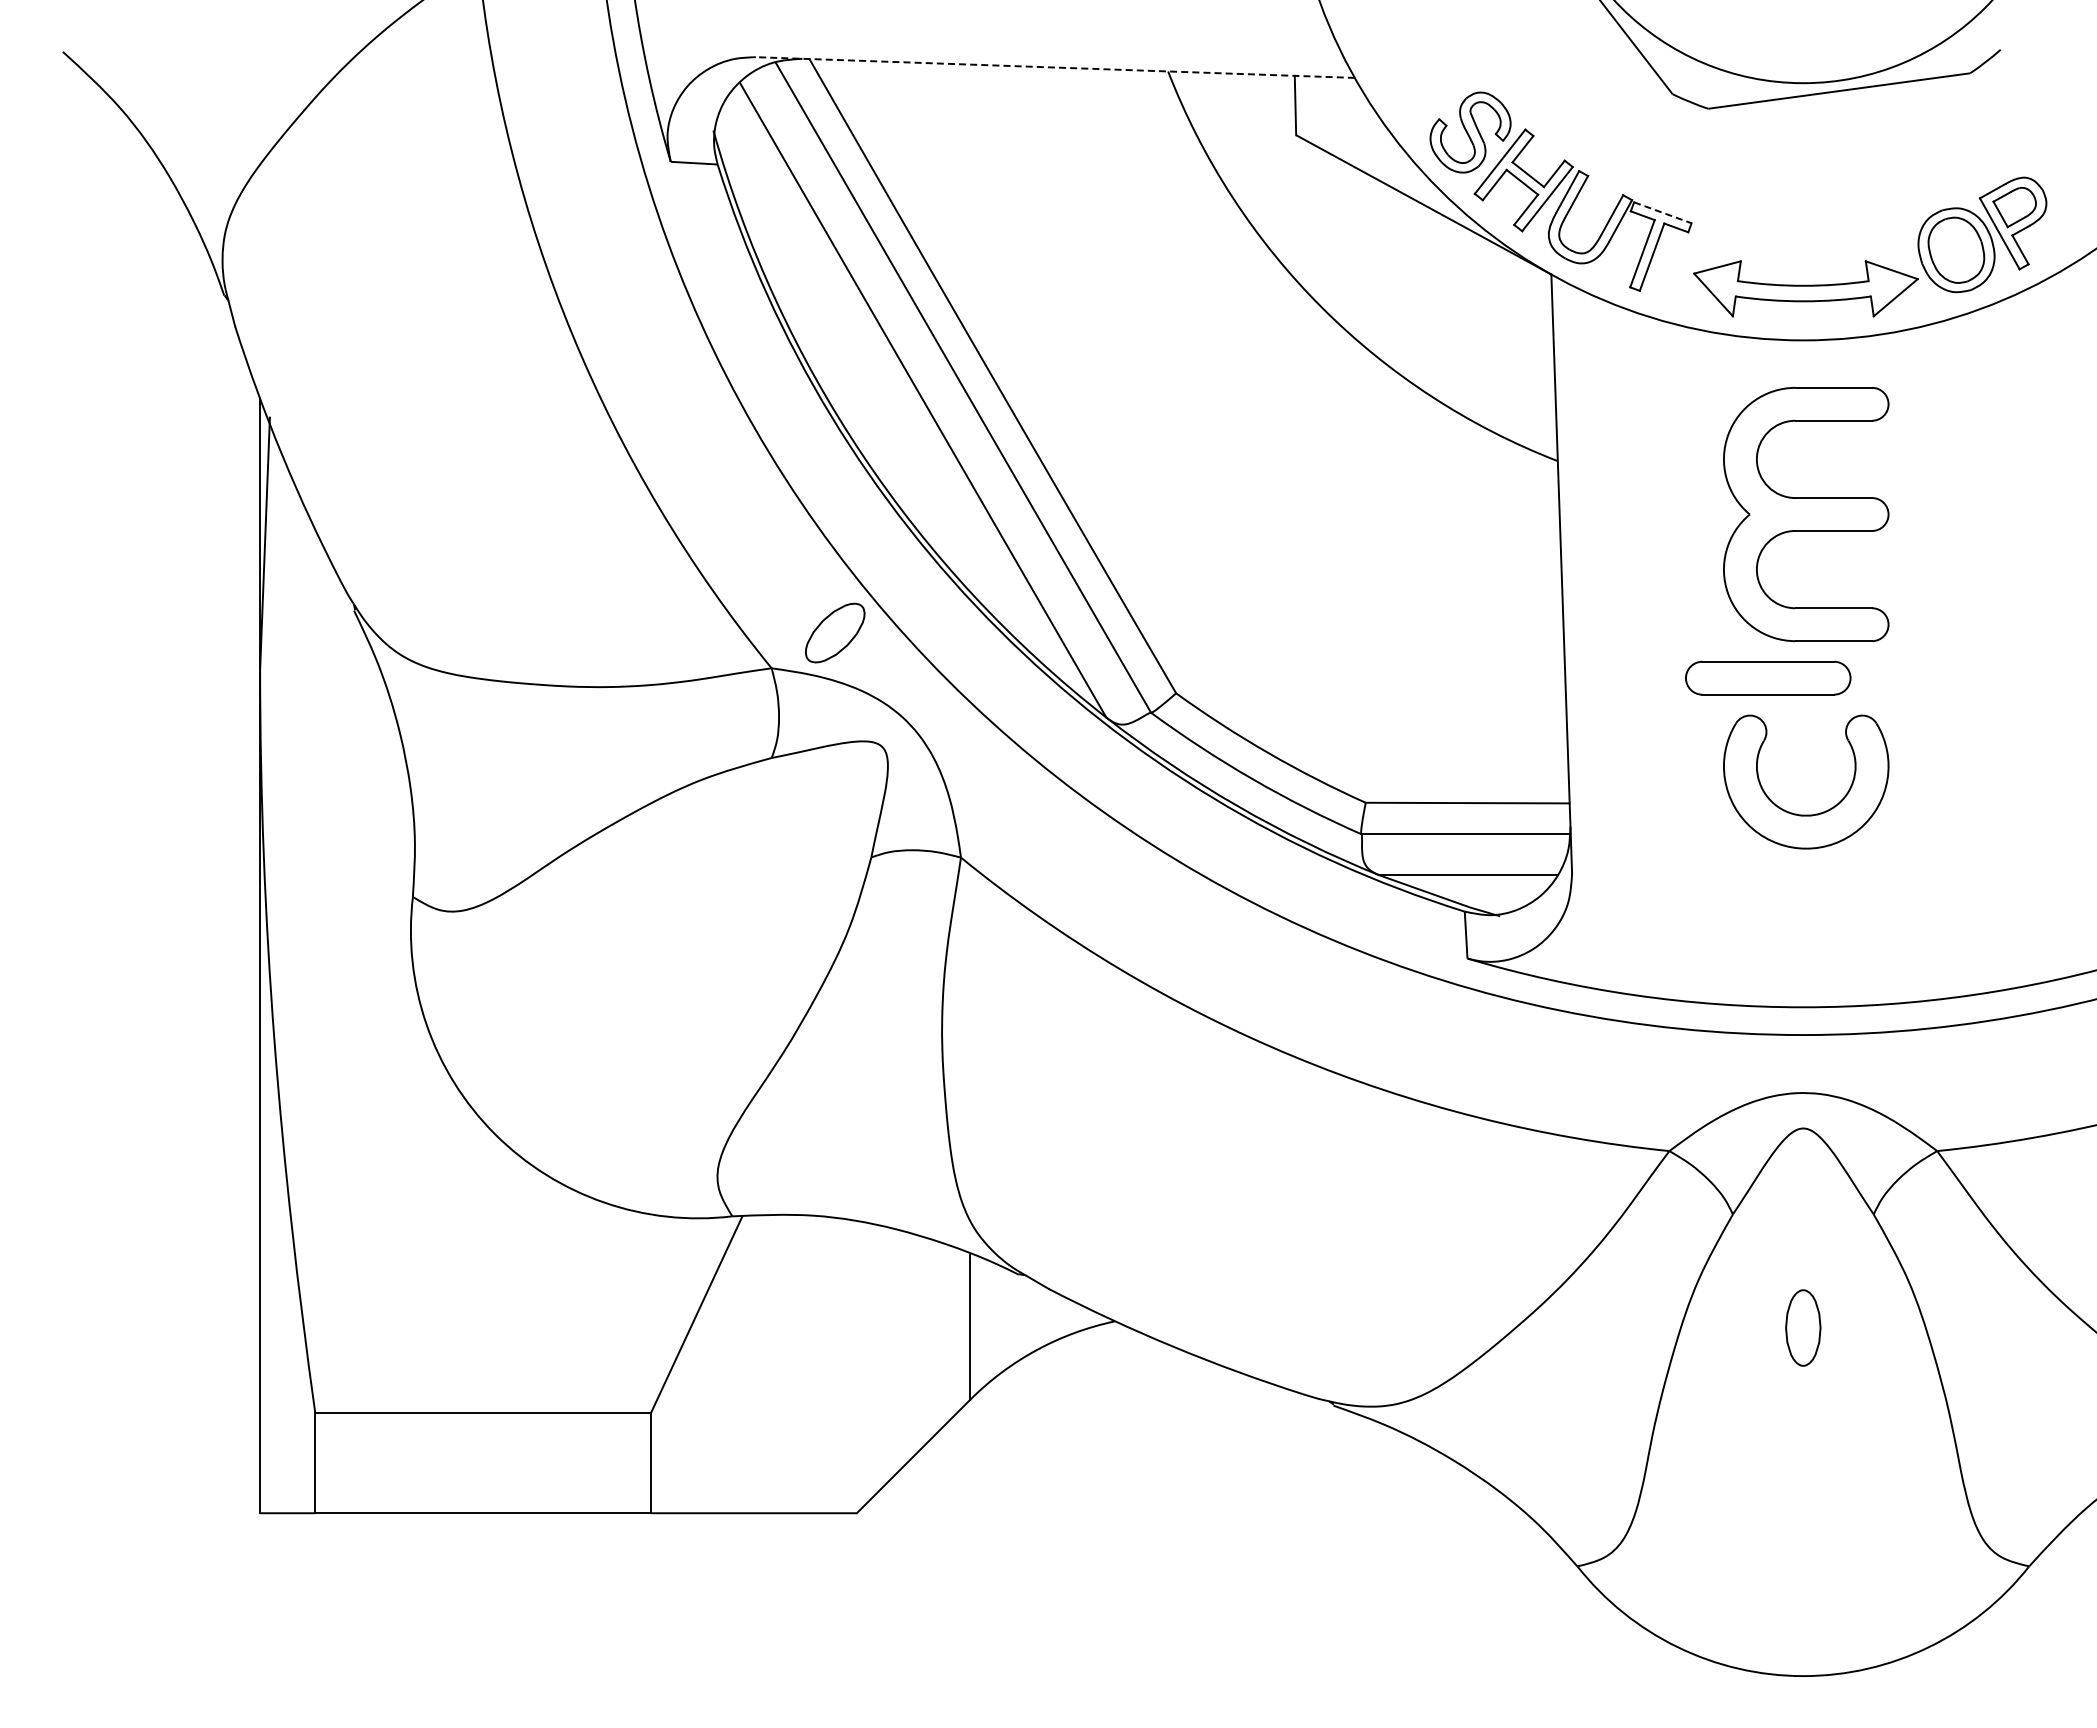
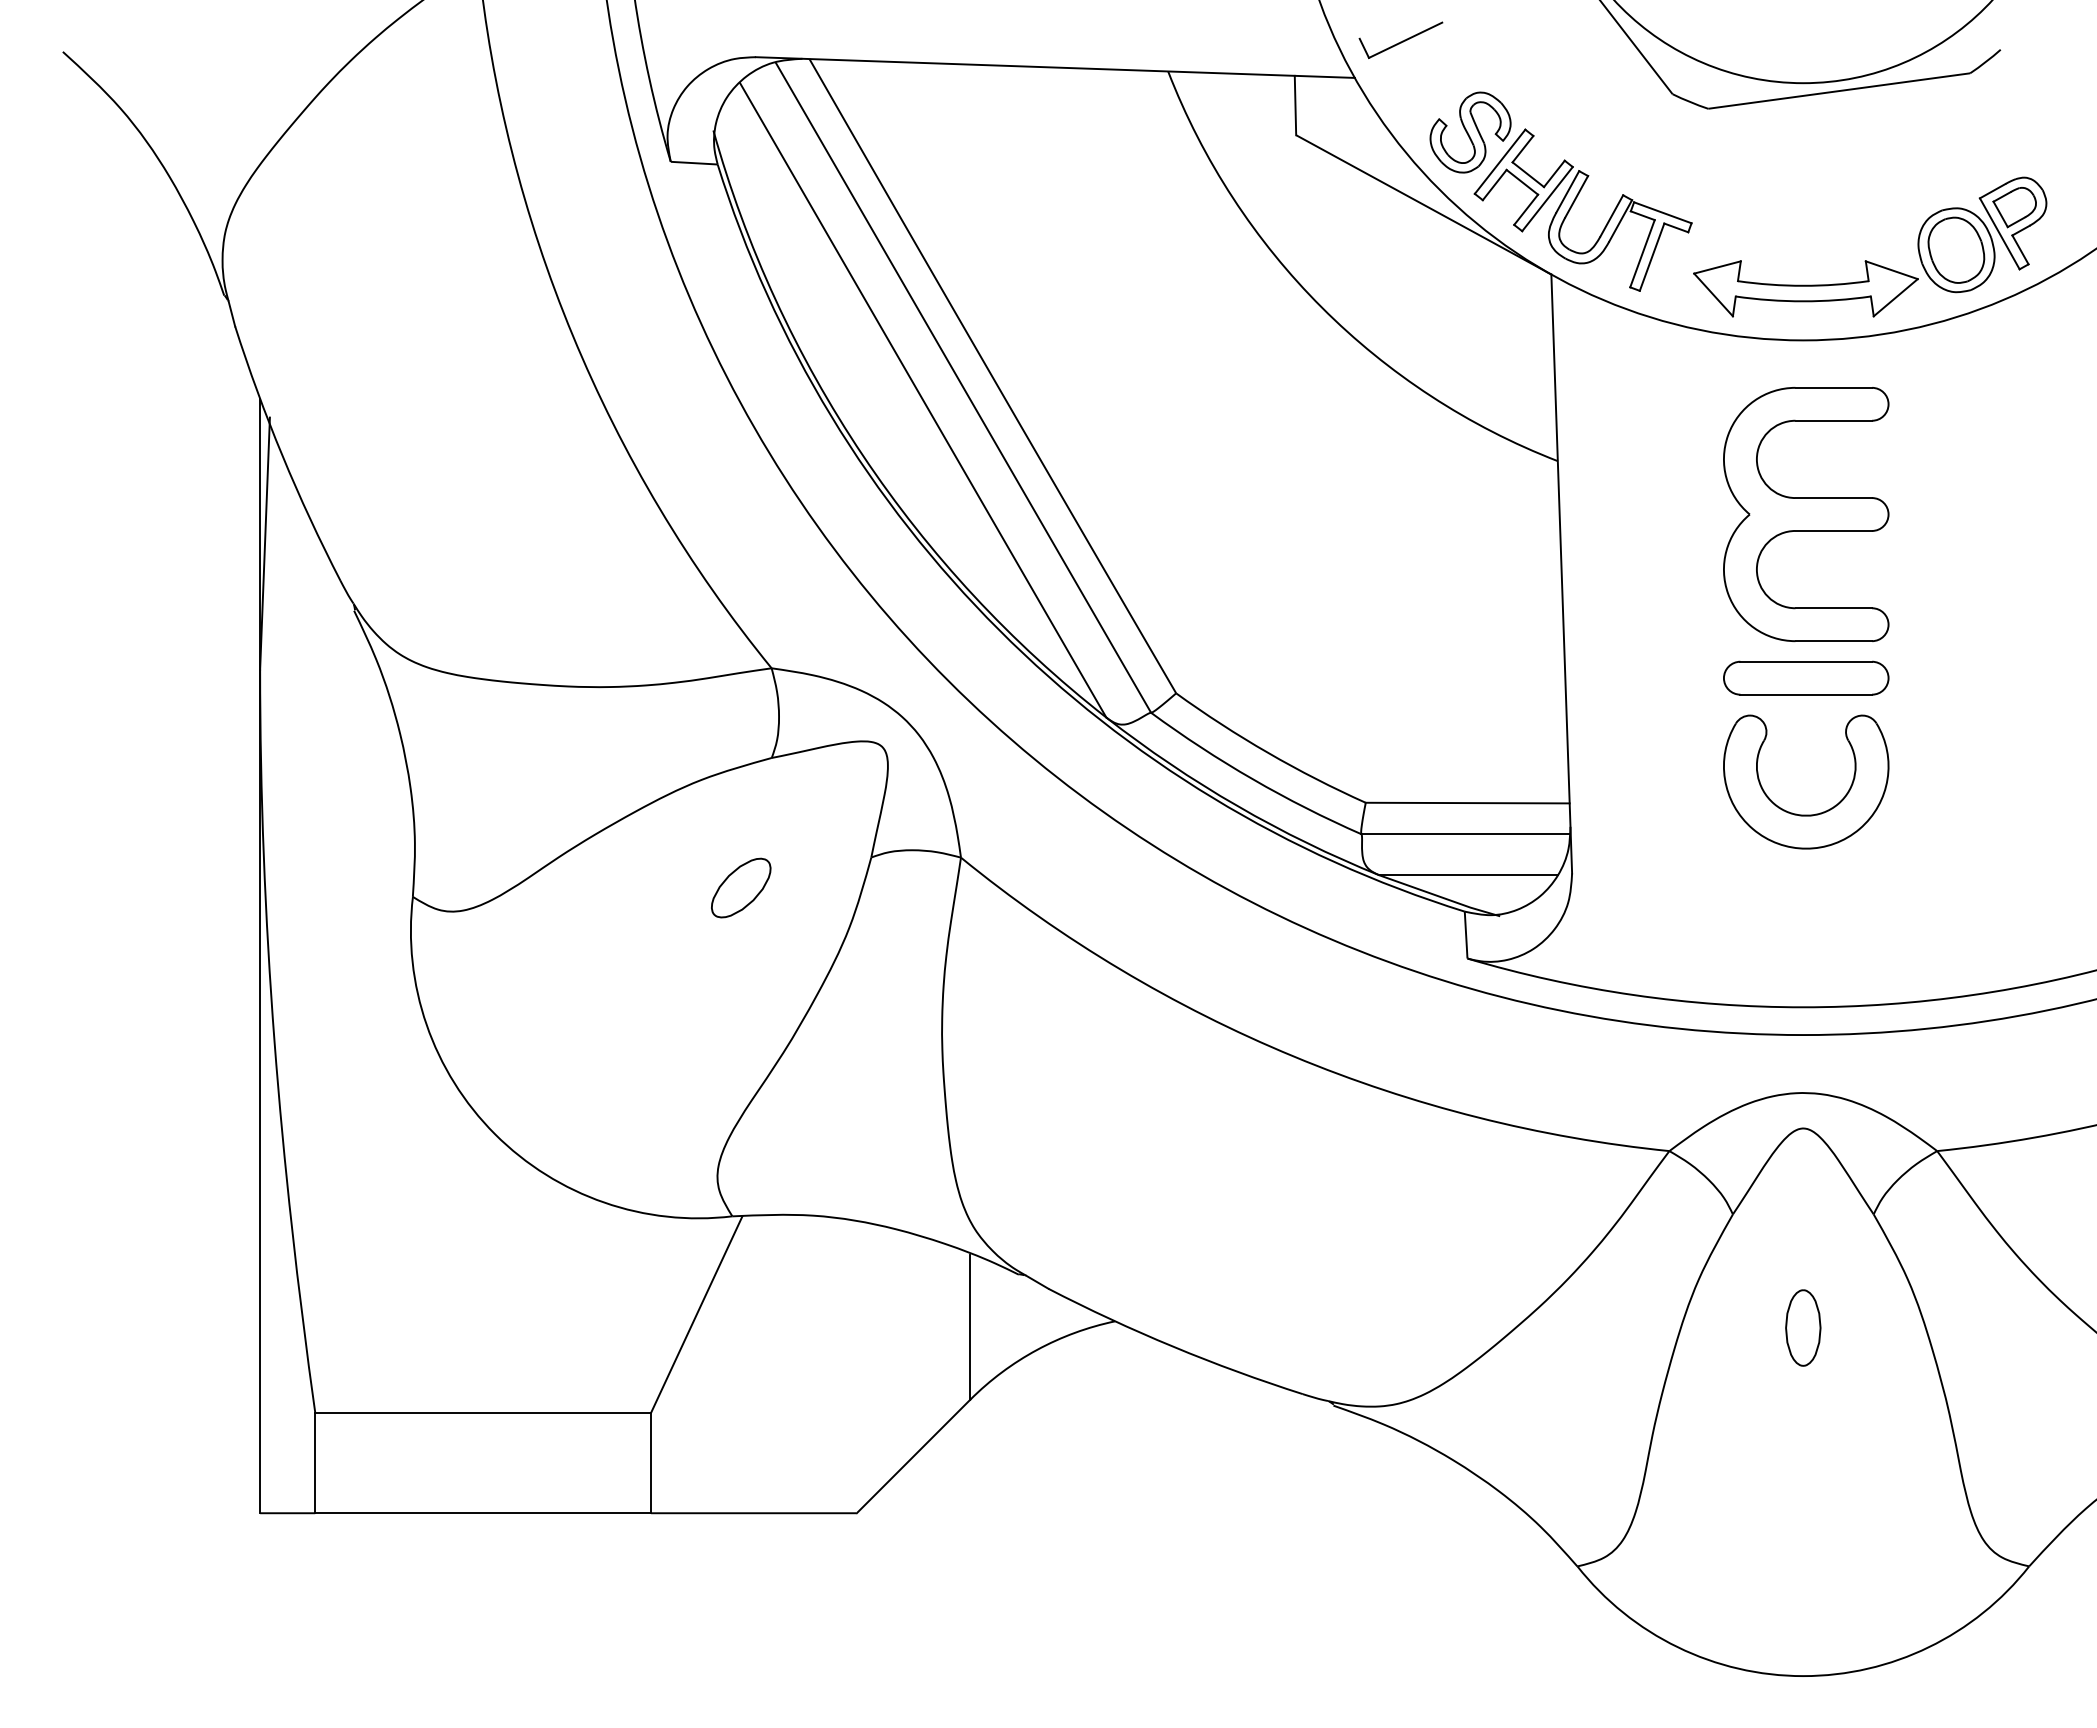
part: none -> present (1400, 39)
line: dashed -> solid (1055, 67)
line: dashed -> solid (1662, 212)
part position: (835, 632) -> (741, 887) (741, 887)
part position: (1768, 677) -> (1806, 677) (1806, 677)
